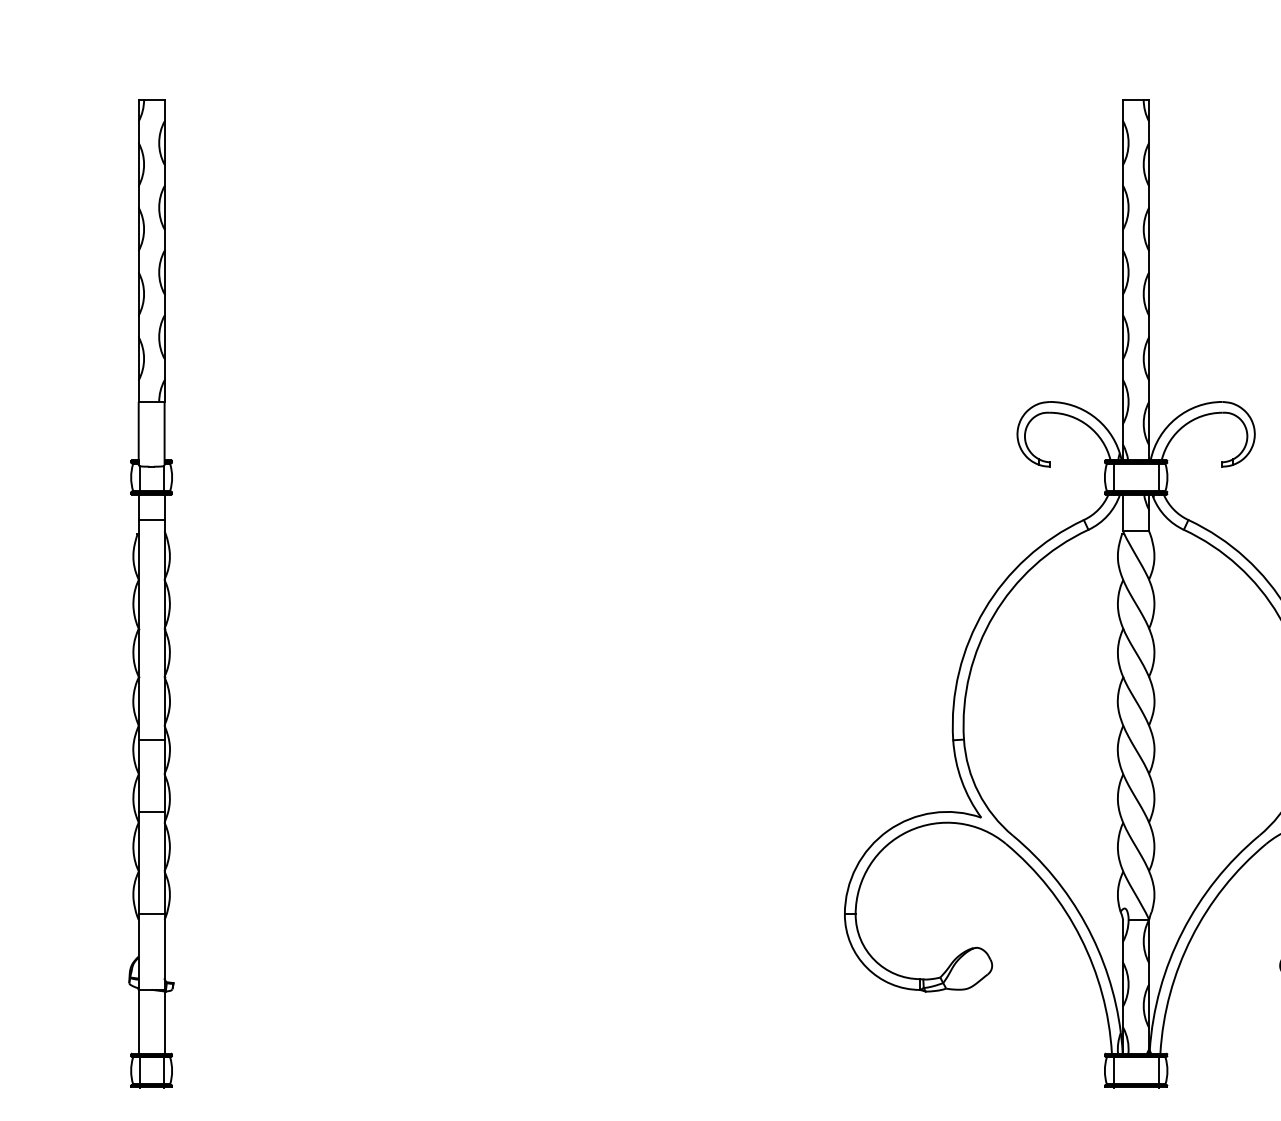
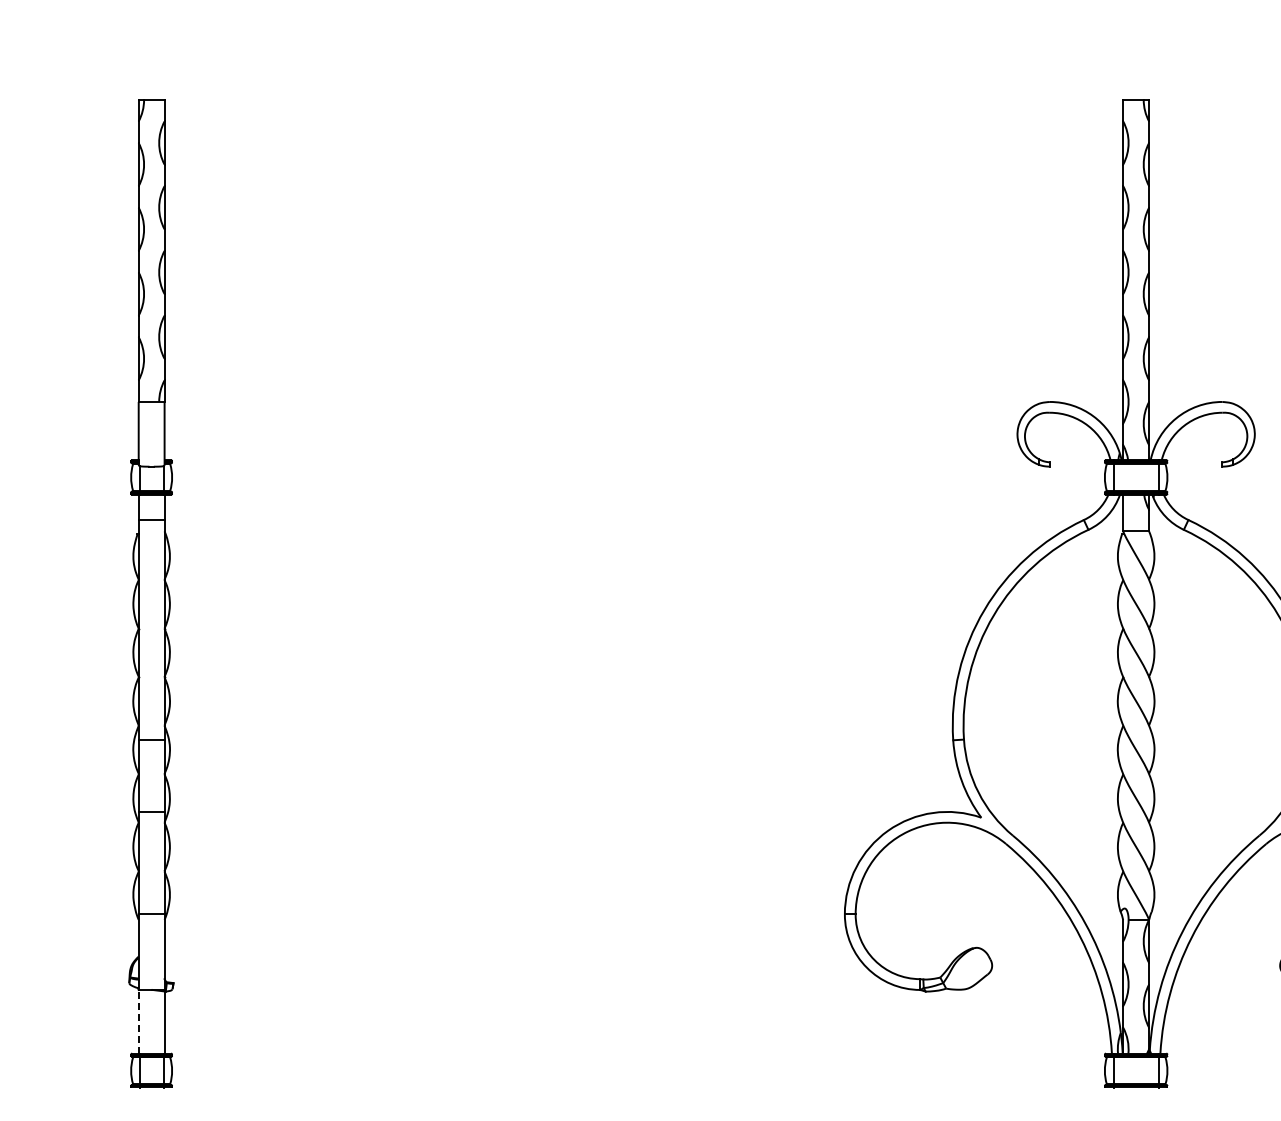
line: solid -> dashed (138, 1021)
